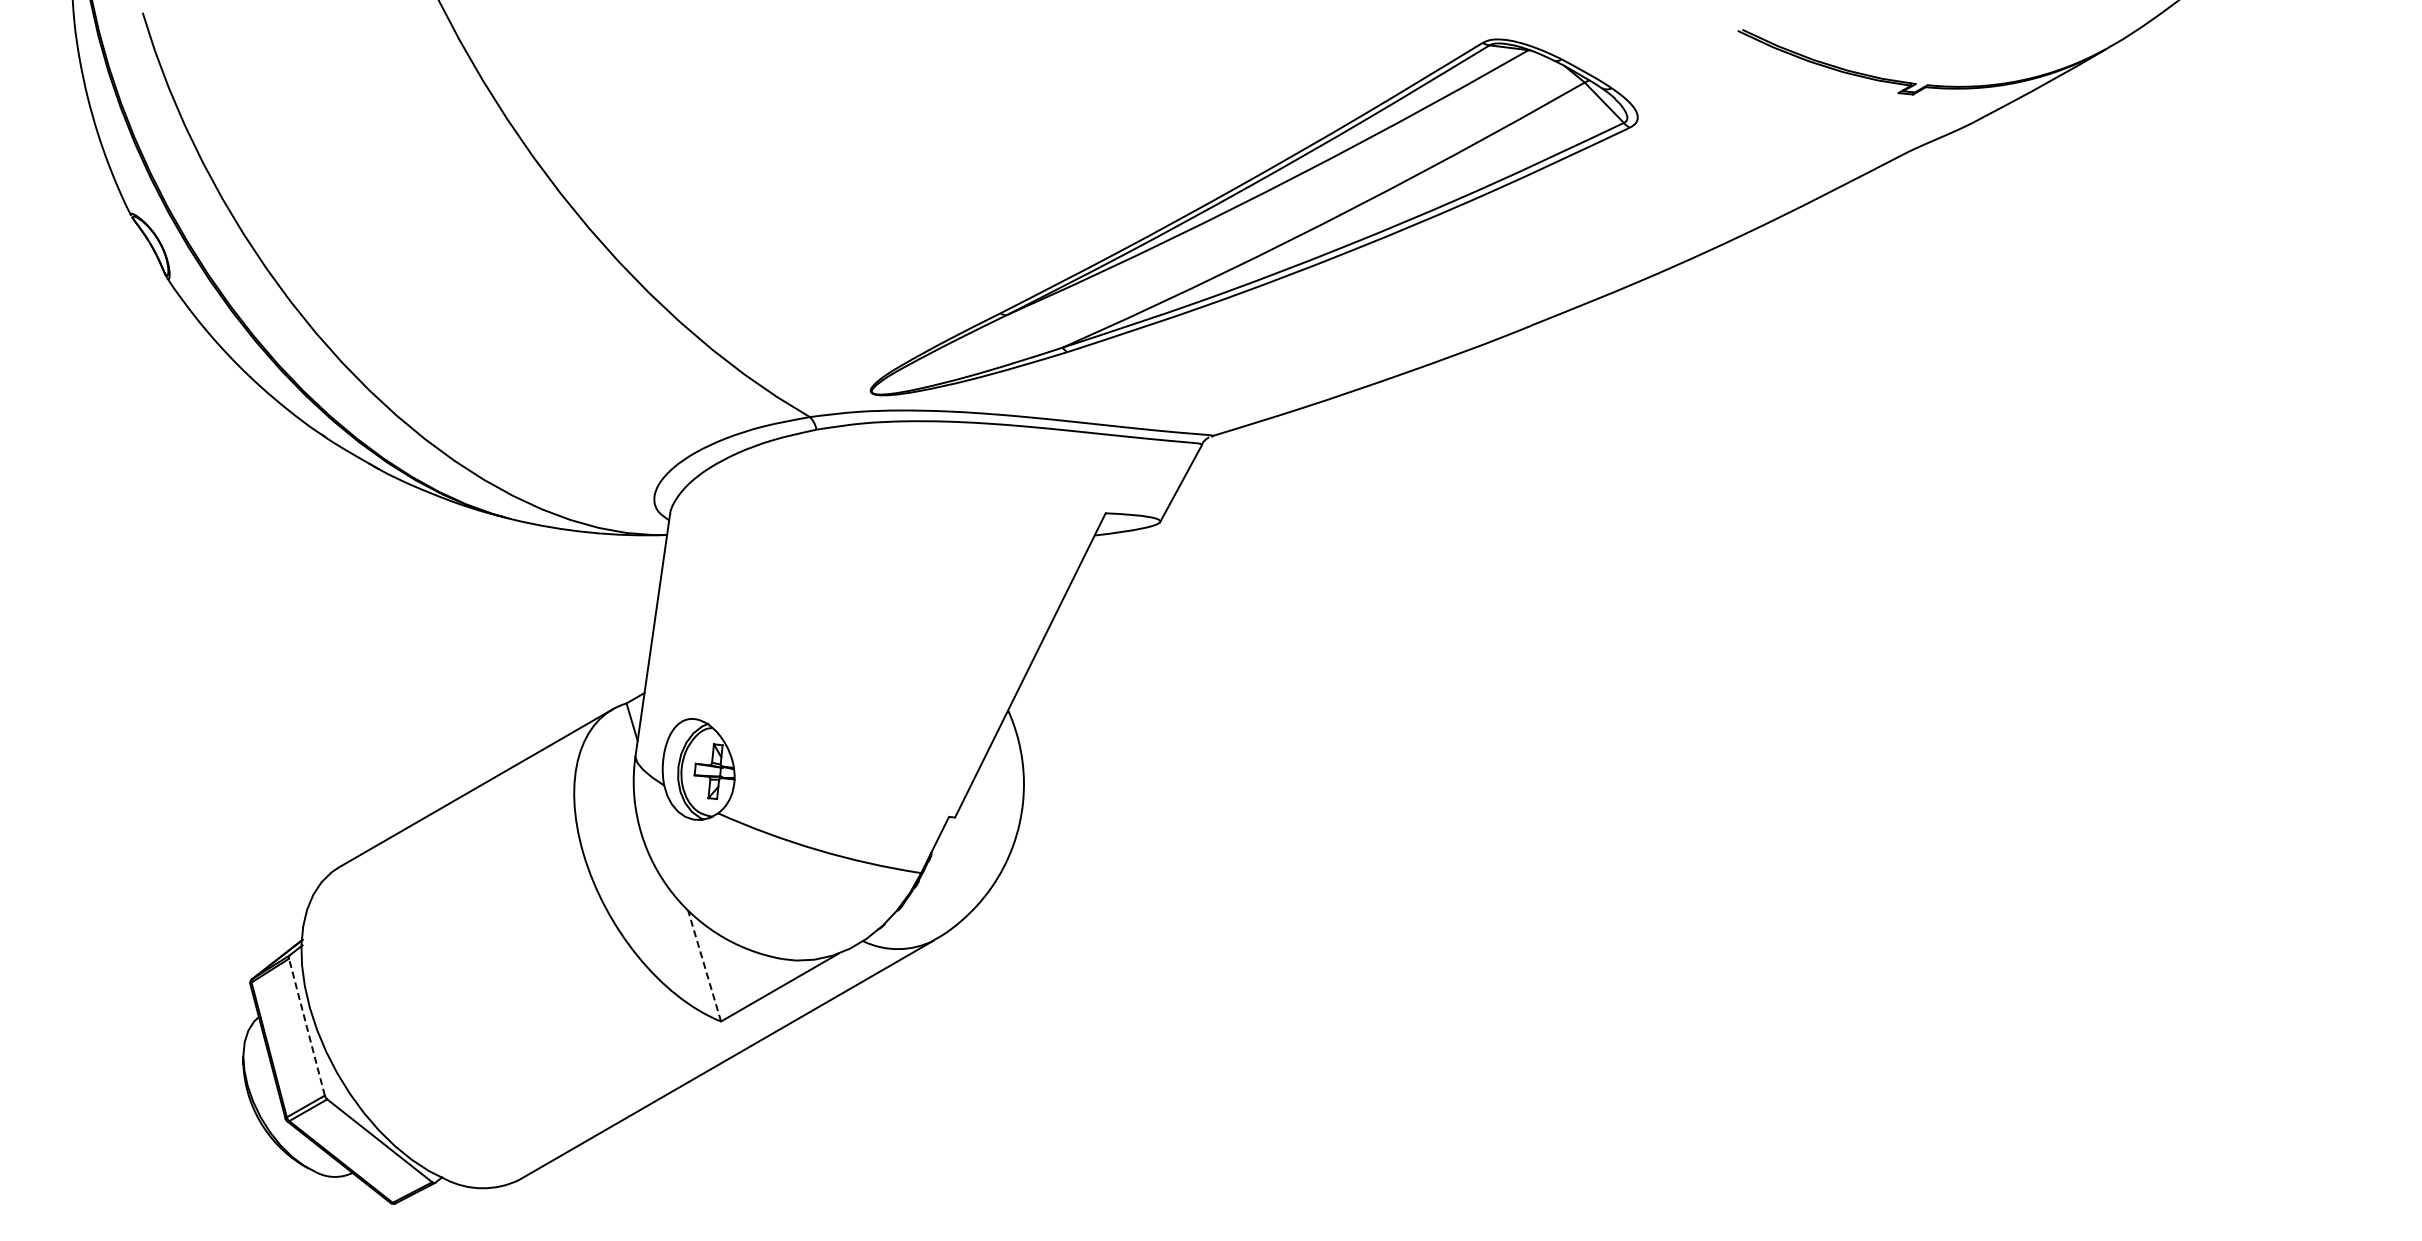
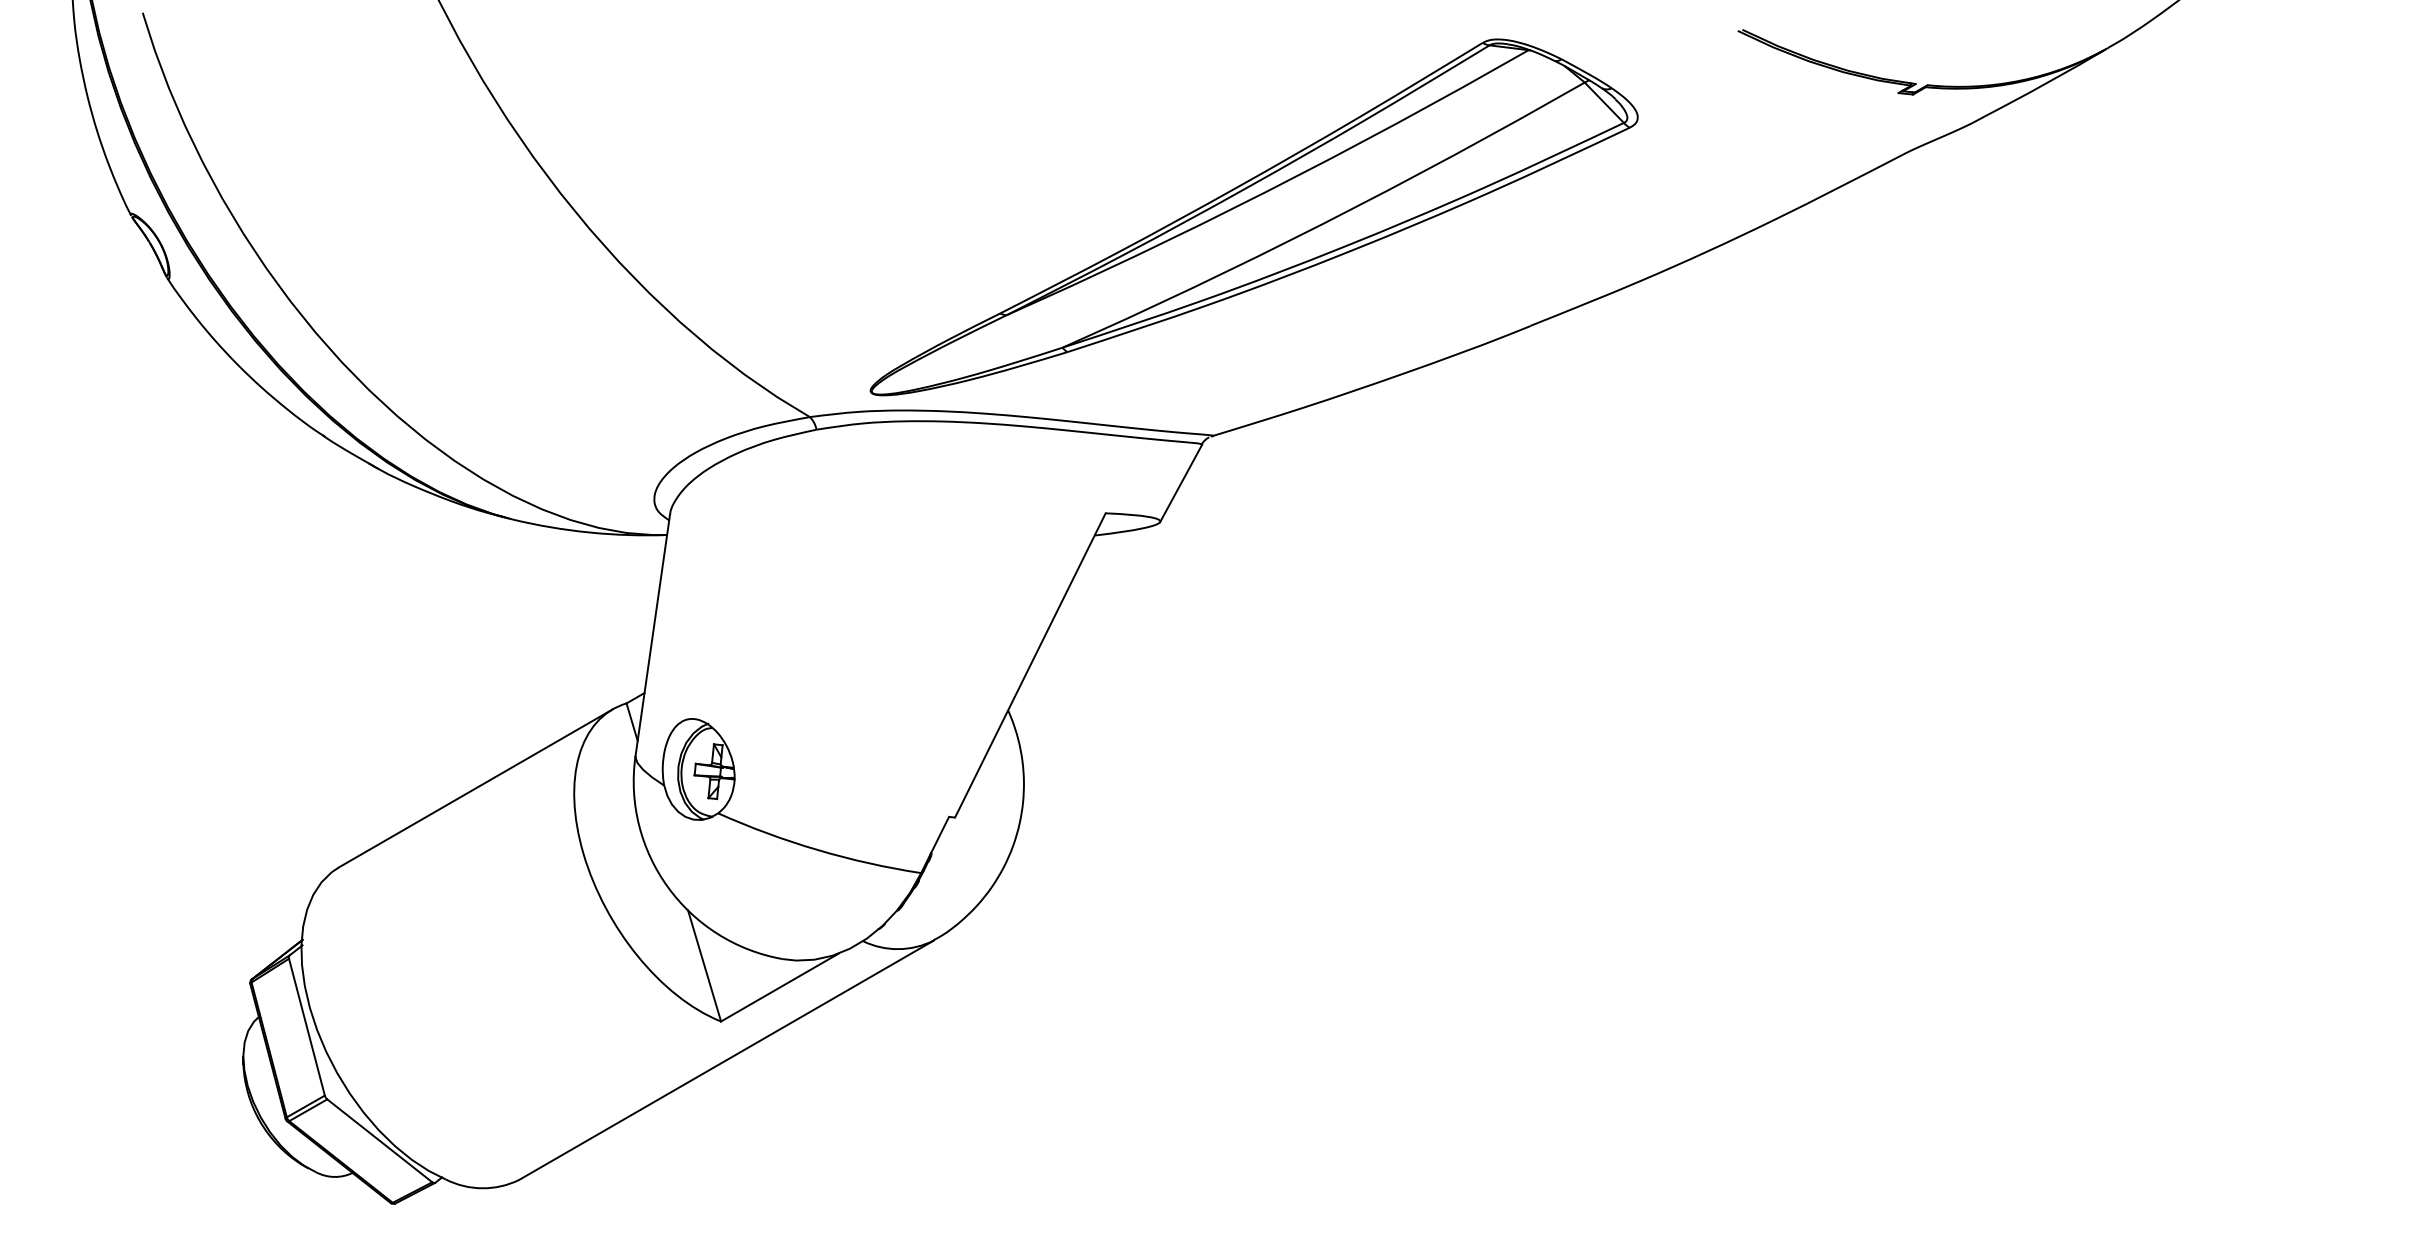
line: dashed -> solid (704, 966)
line: dashed -> solid (306, 1027)
